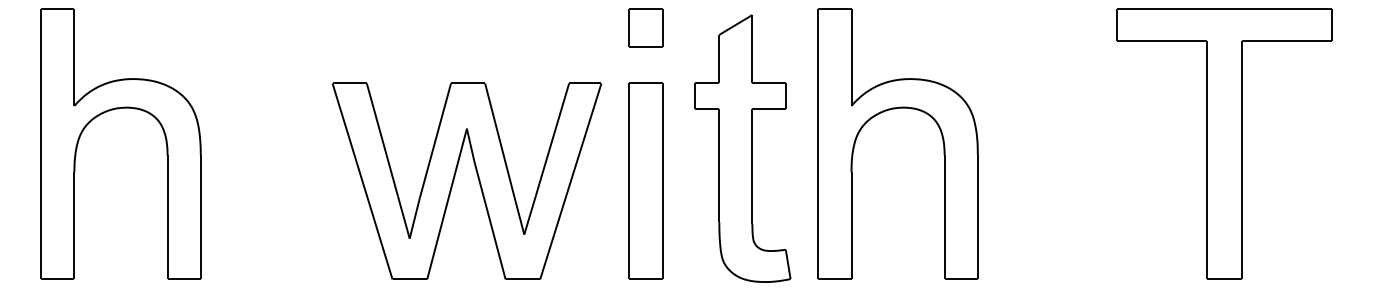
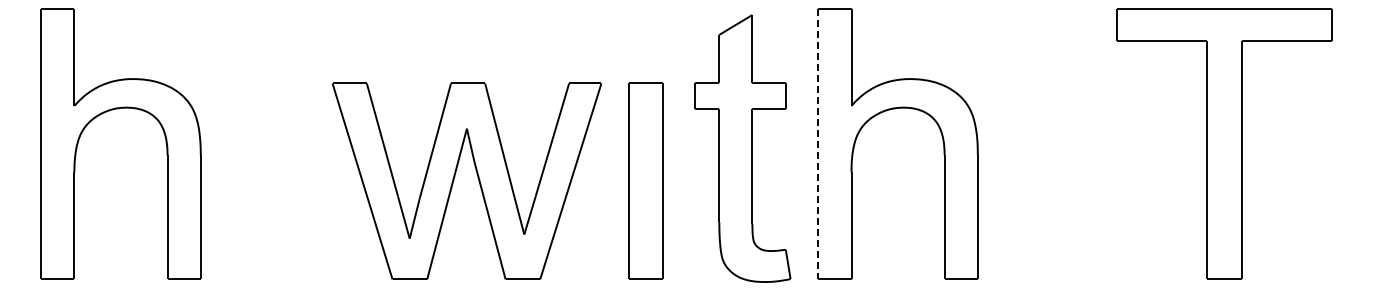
part: present -> none (645, 27)
line: solid -> dashed (818, 144)
